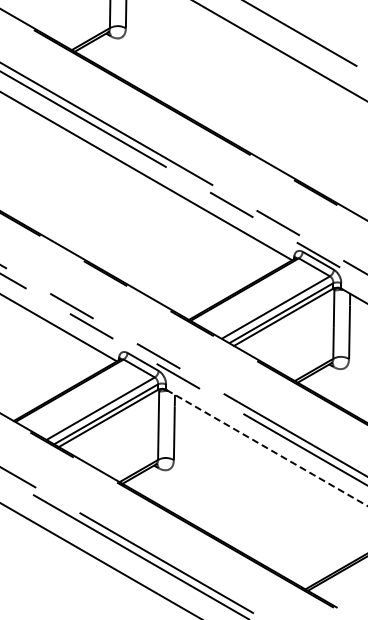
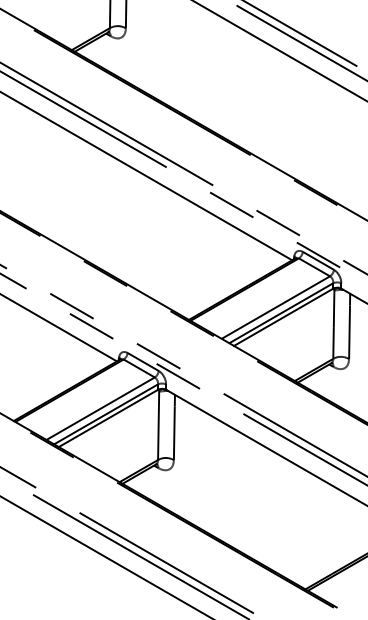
line: none -> present (297, 40)
line: dashed -> solid (266, 447)
line position: (99, 560) -> (105, 556) (105, 556)
